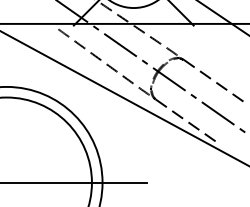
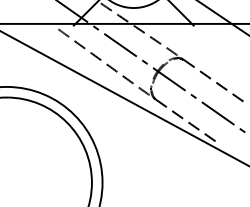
line: present -> none (74, 182)
